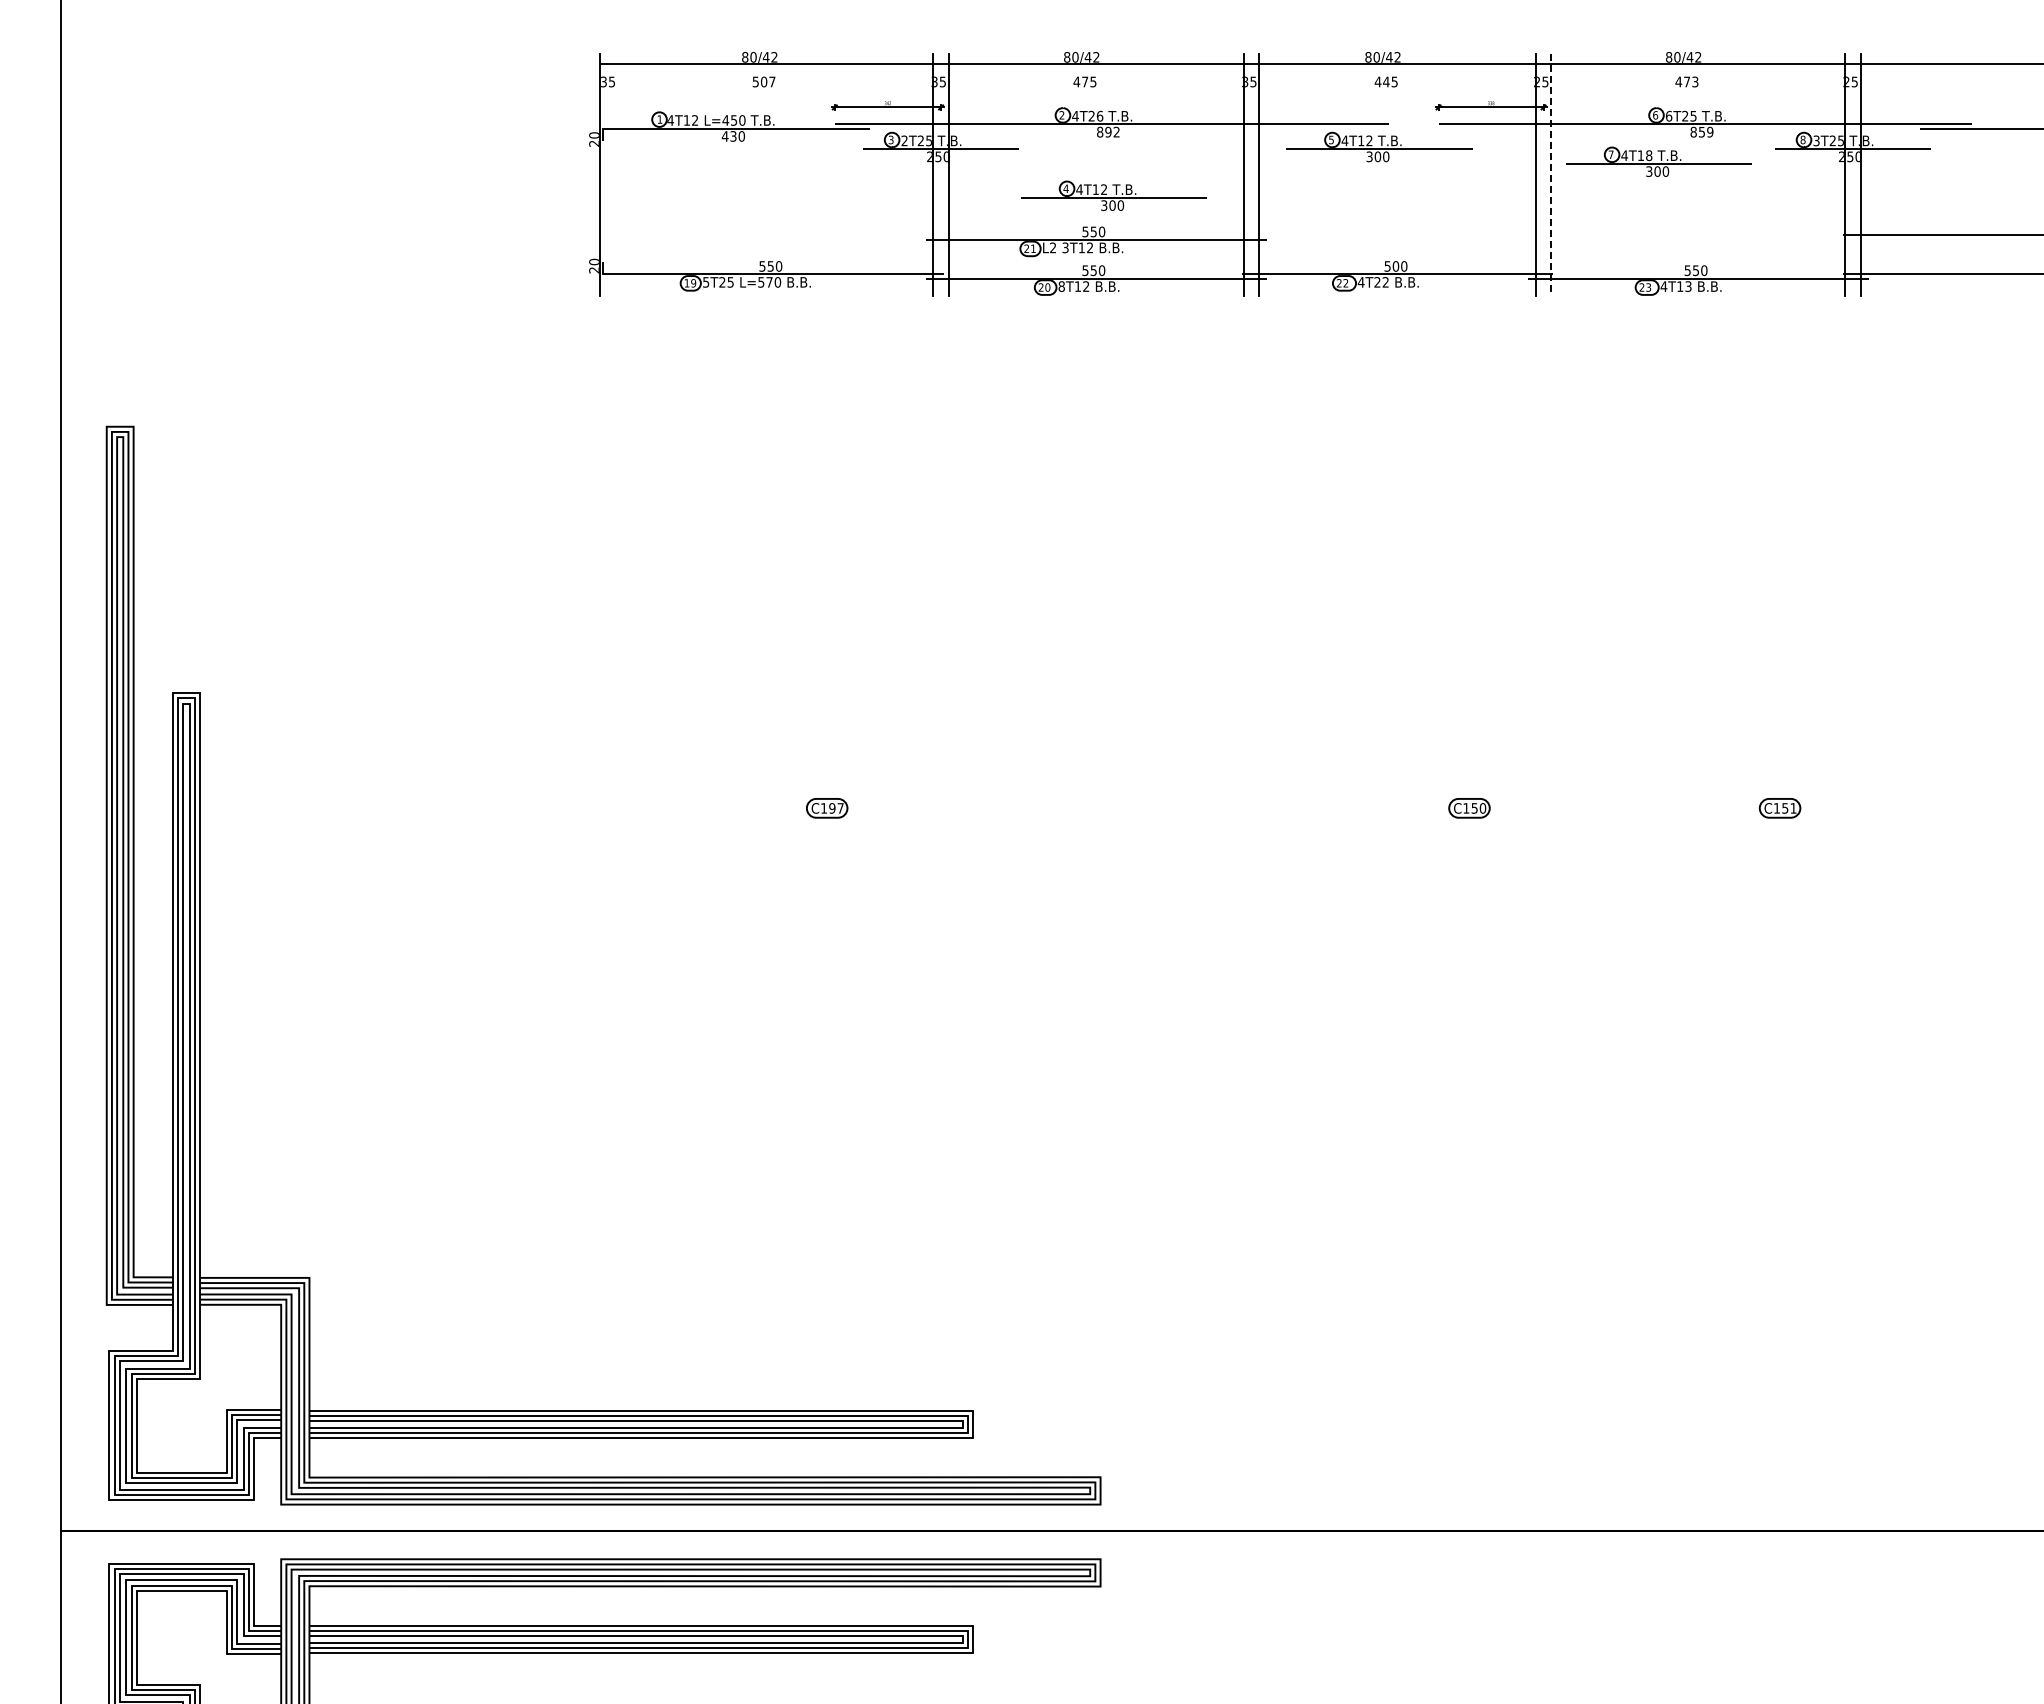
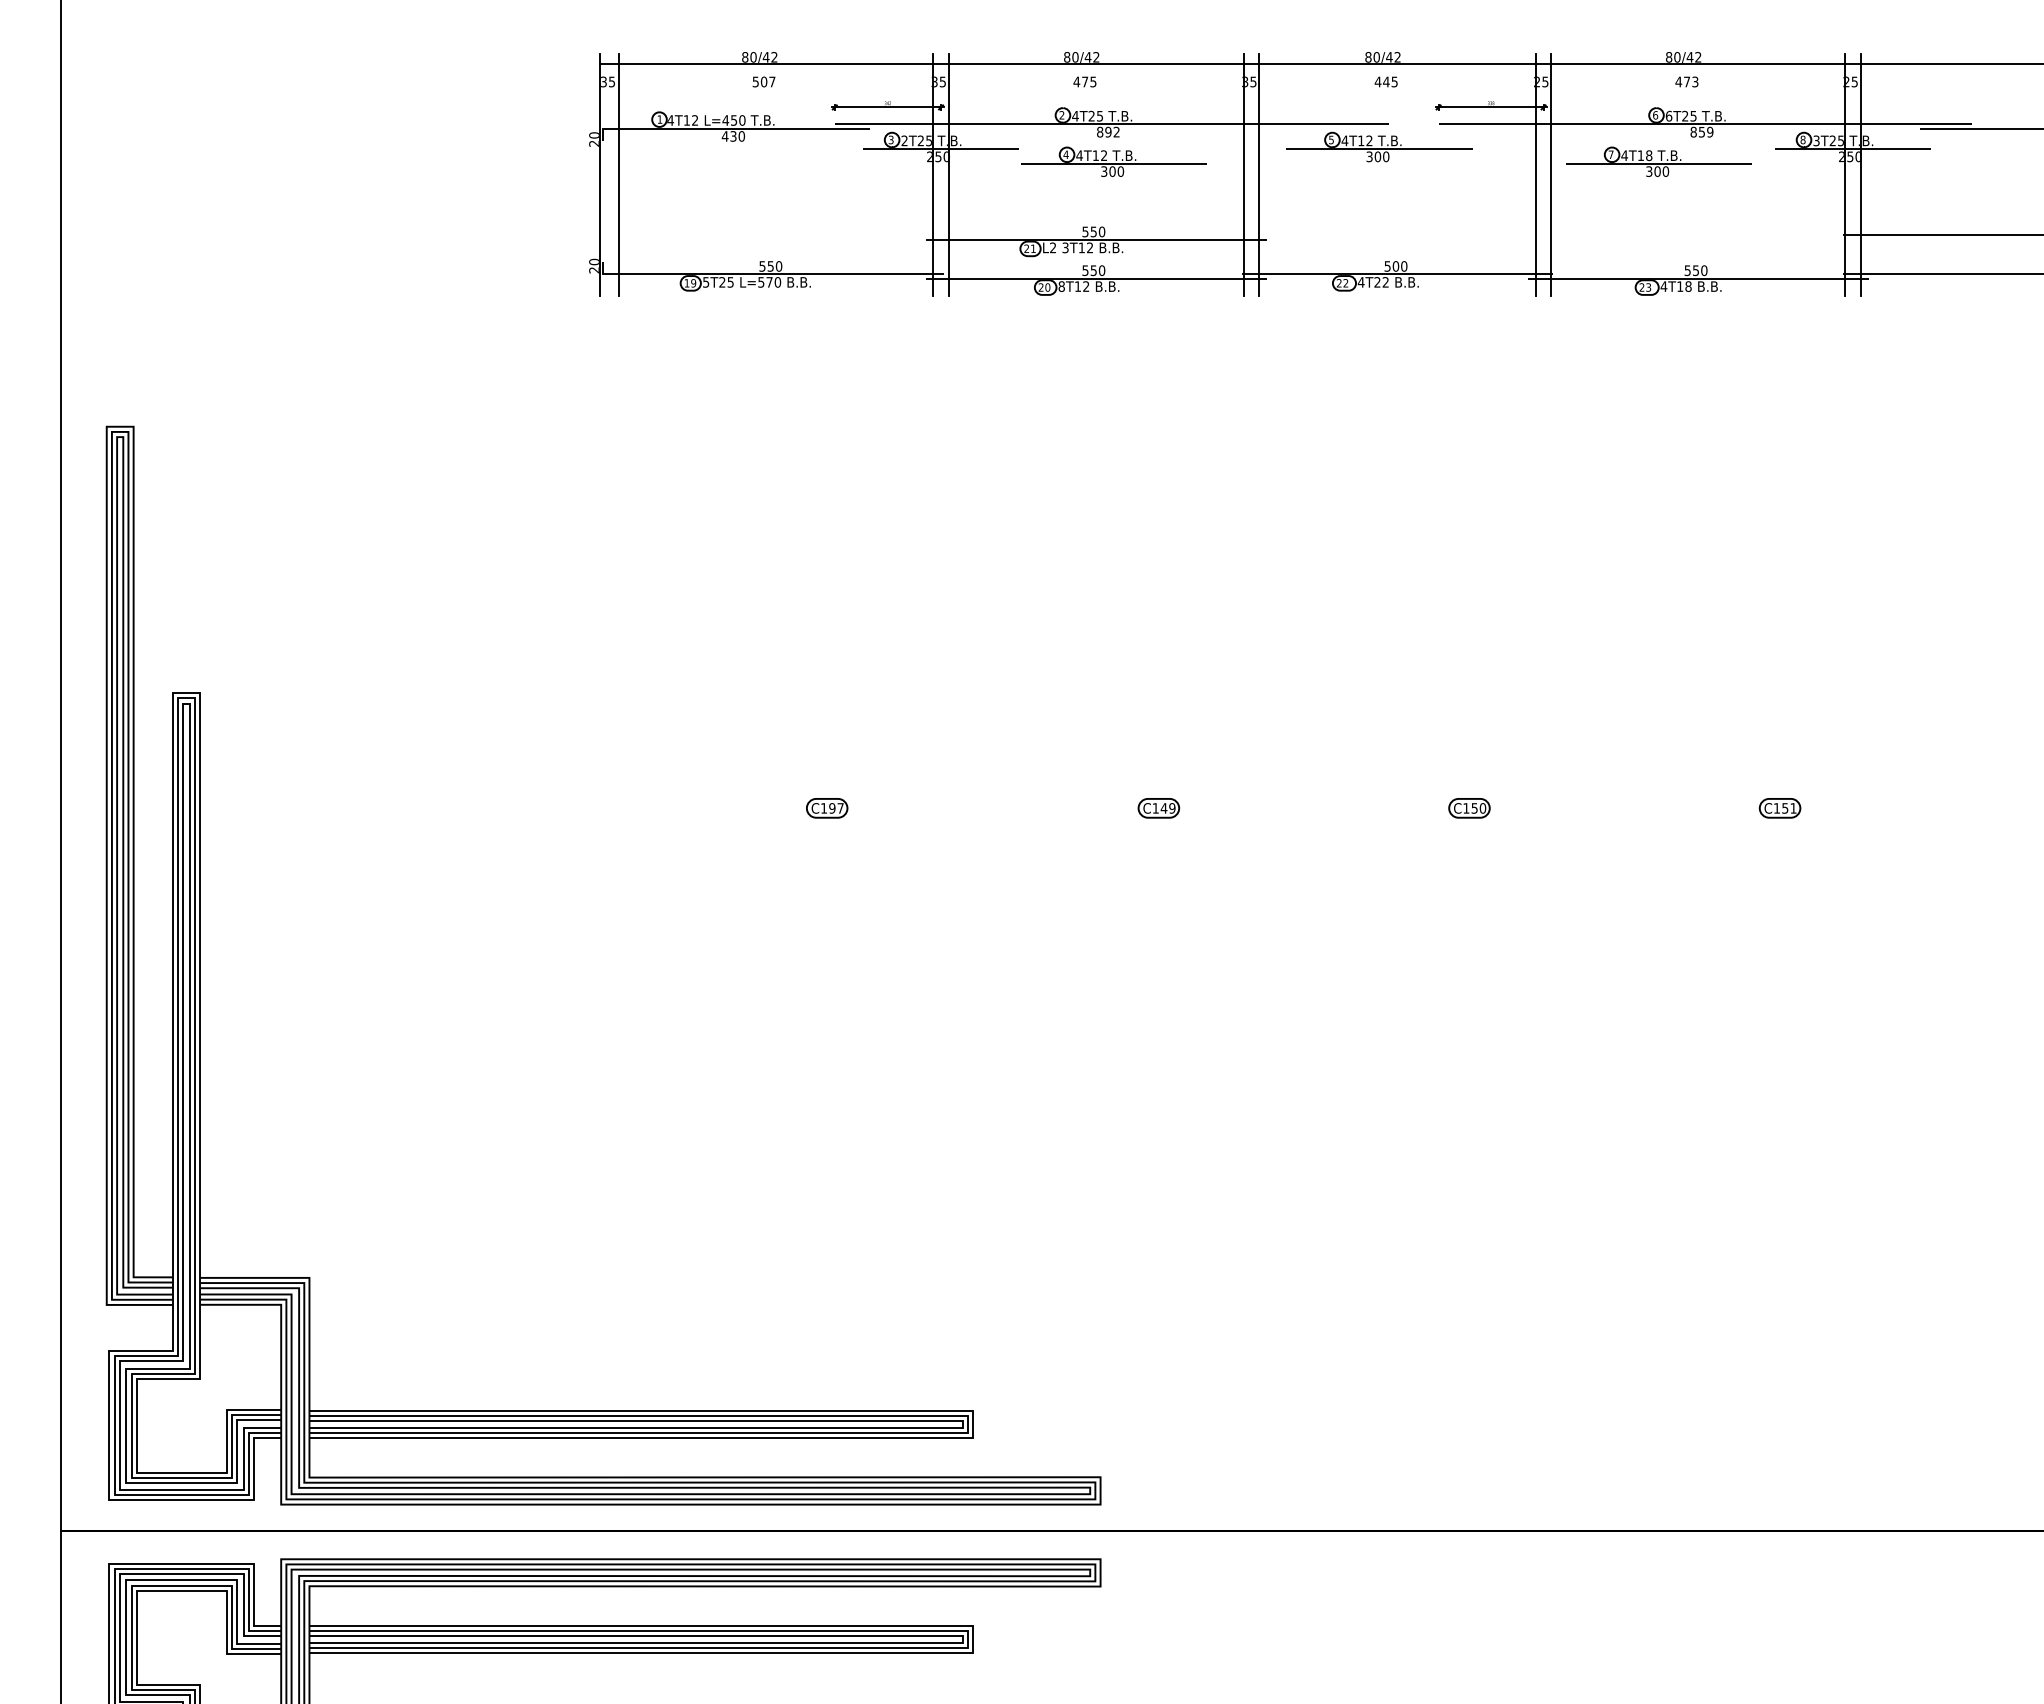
text: 4T26 -> 4T25 (1099, 115)
line: none -> present (618, 174)
line: dashed -> solid (1551, 174)
part position: (1113, 195) -> (1113, 161) (1113, 161)
text: 4T13 -> 4T18 (1688, 286)
part: none -> present (1158, 808)
